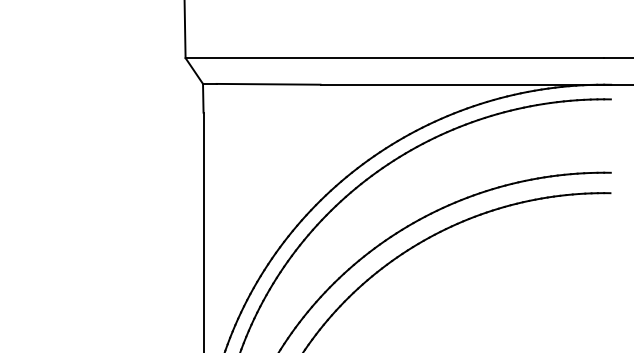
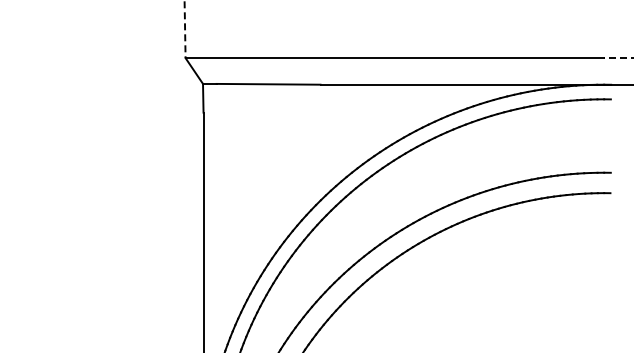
line: solid -> dashed (185, 29)
line: solid -> dashed (618, 58)
